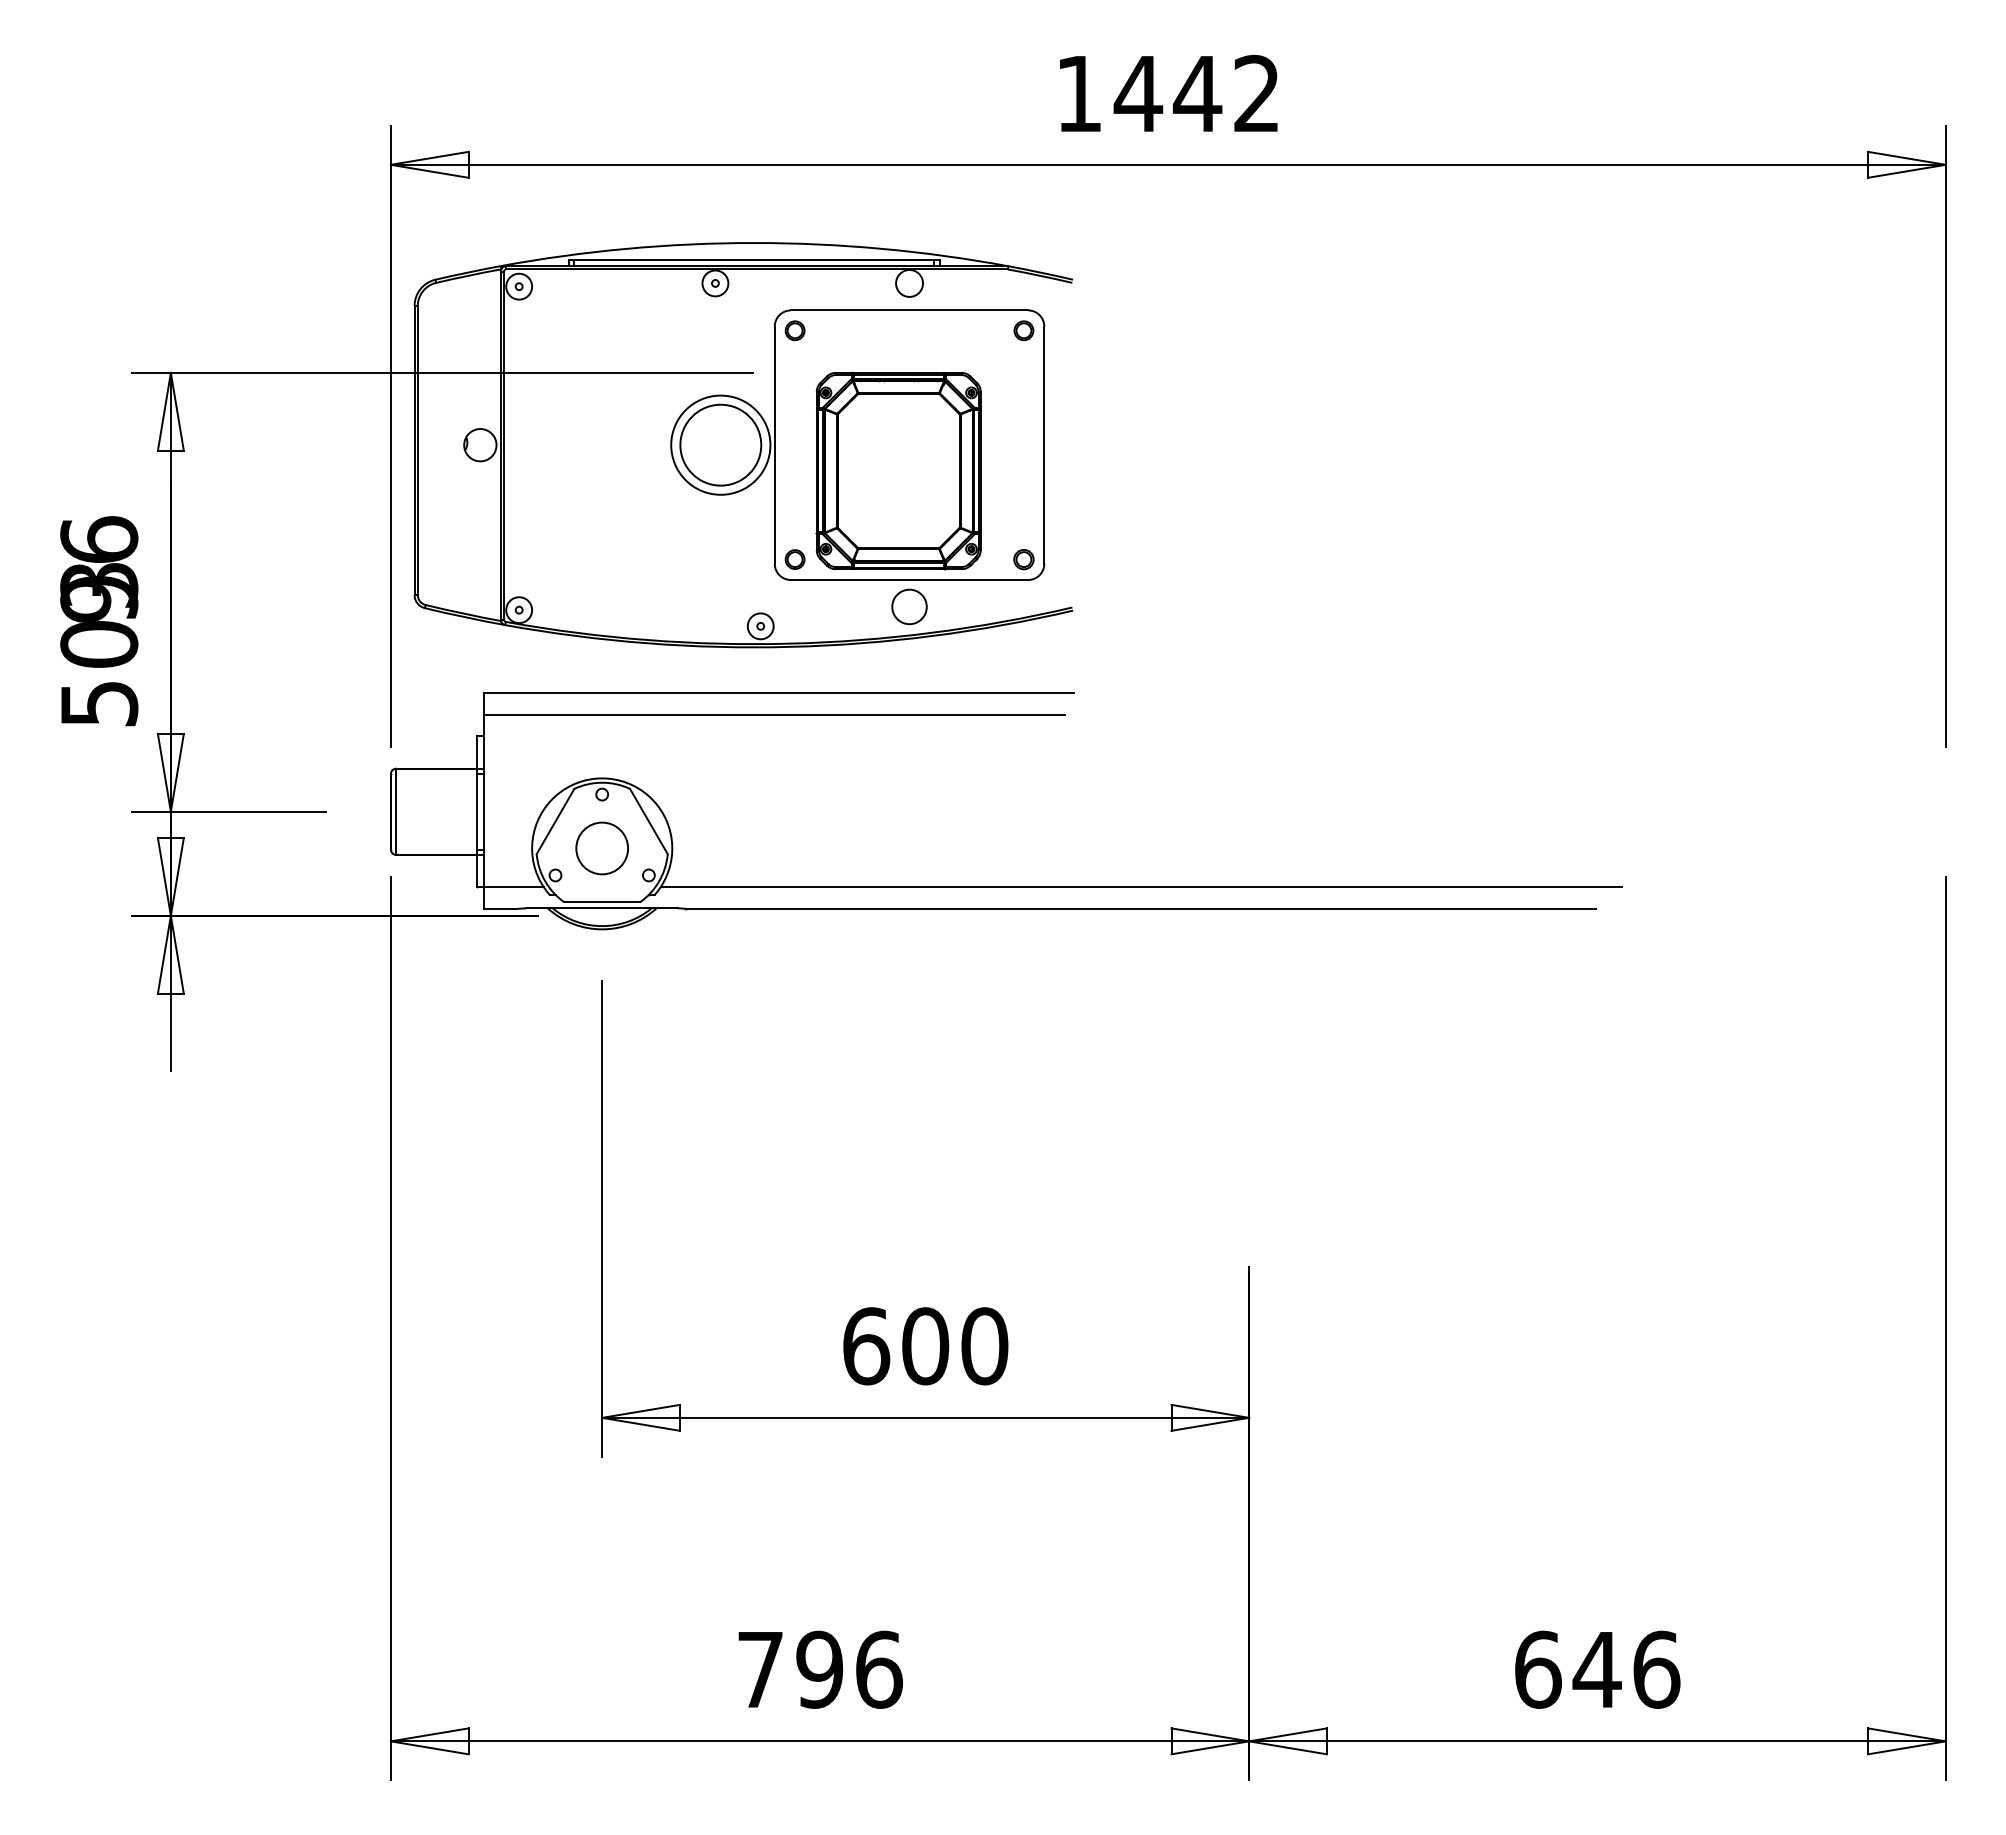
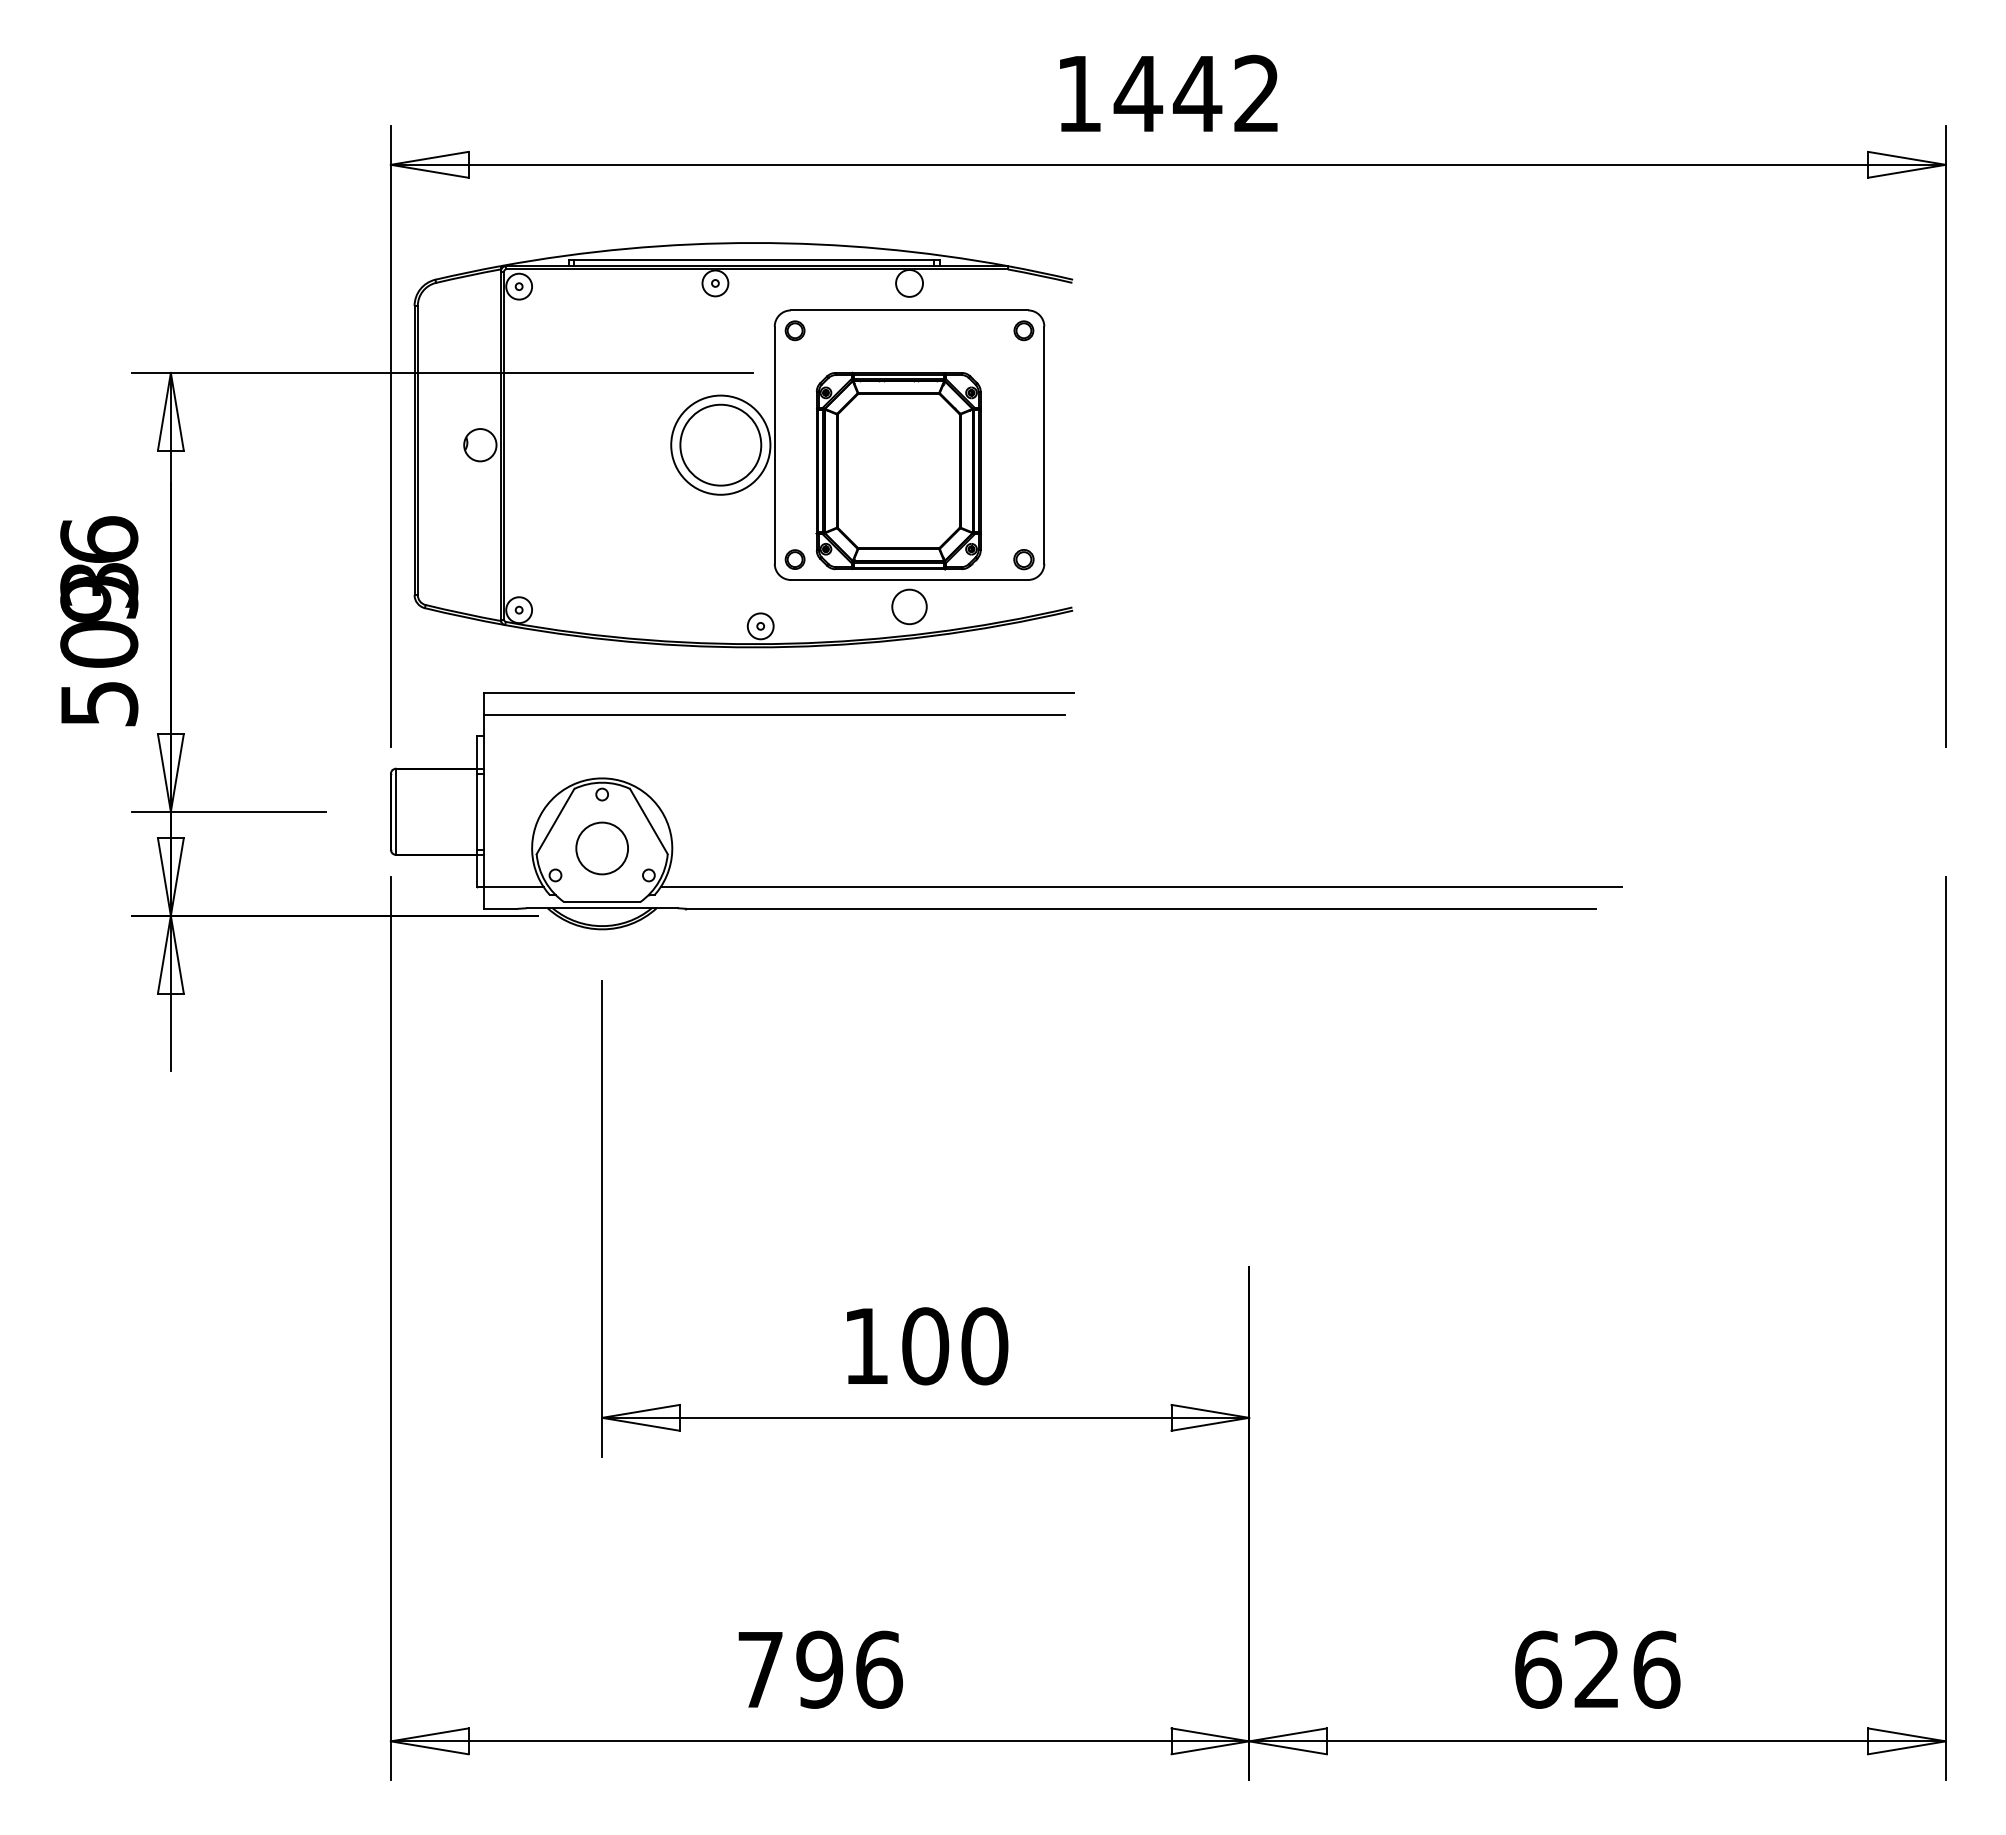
text: 600 -> 100 (866, 1346)
text: 646 -> 626 (1596, 1668)
